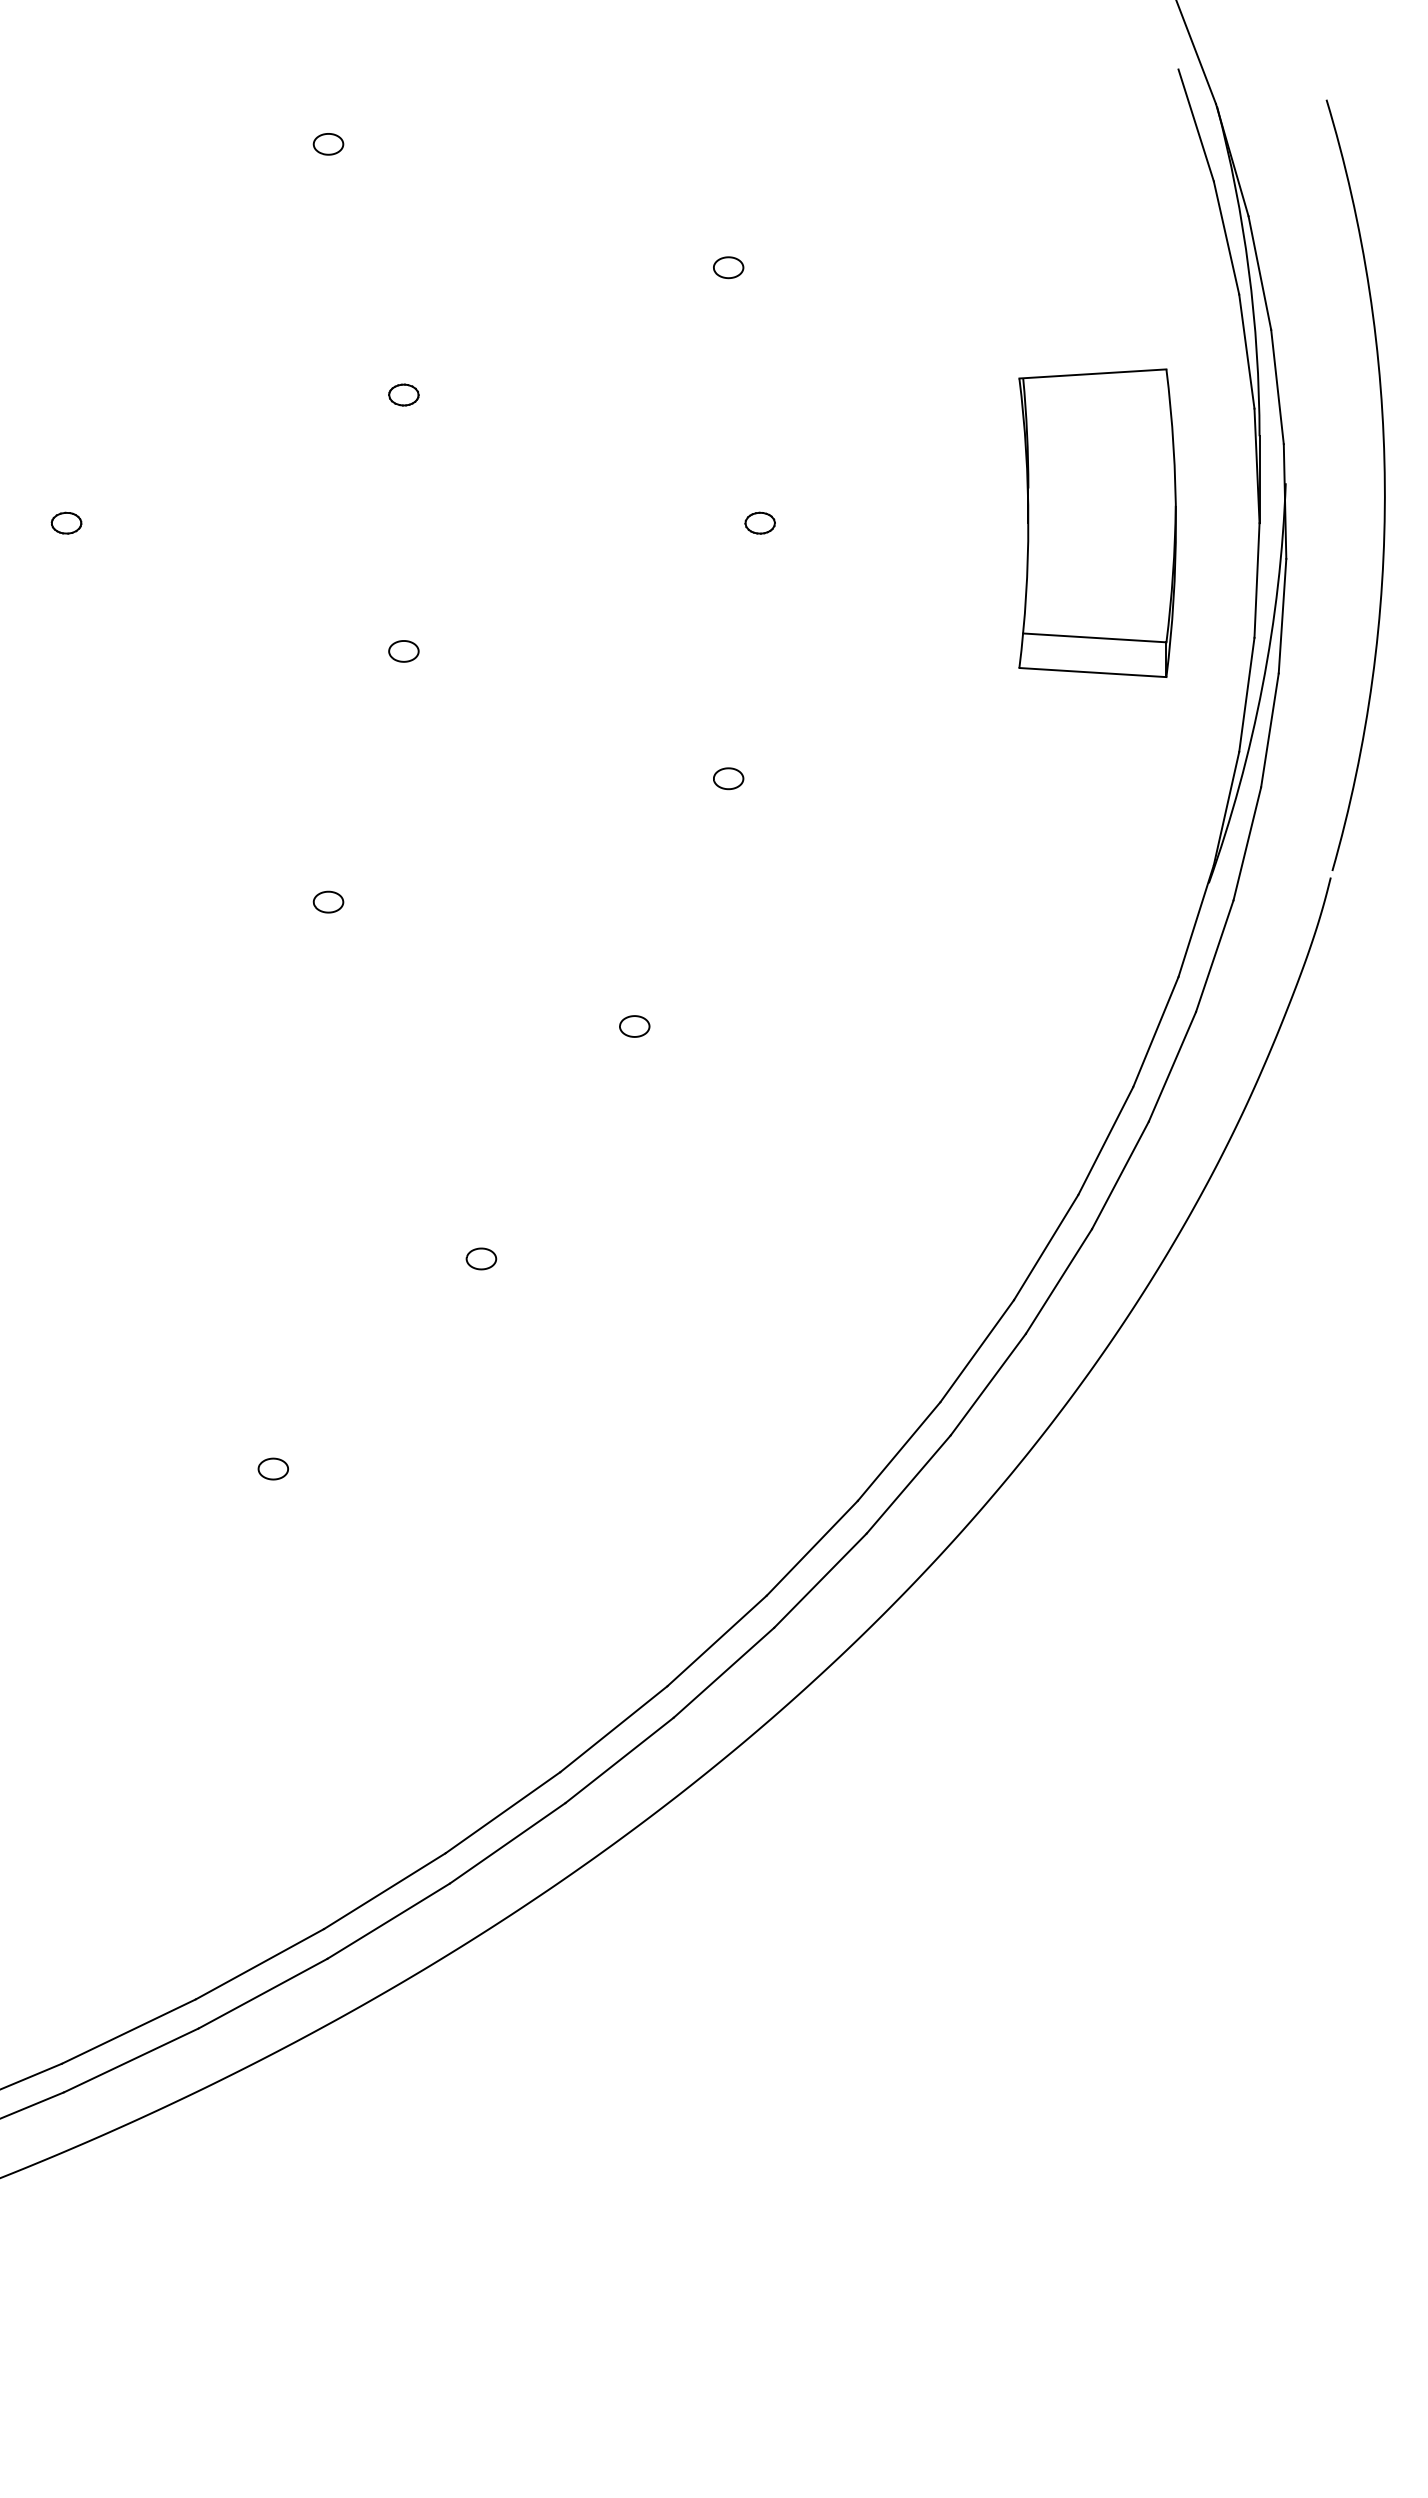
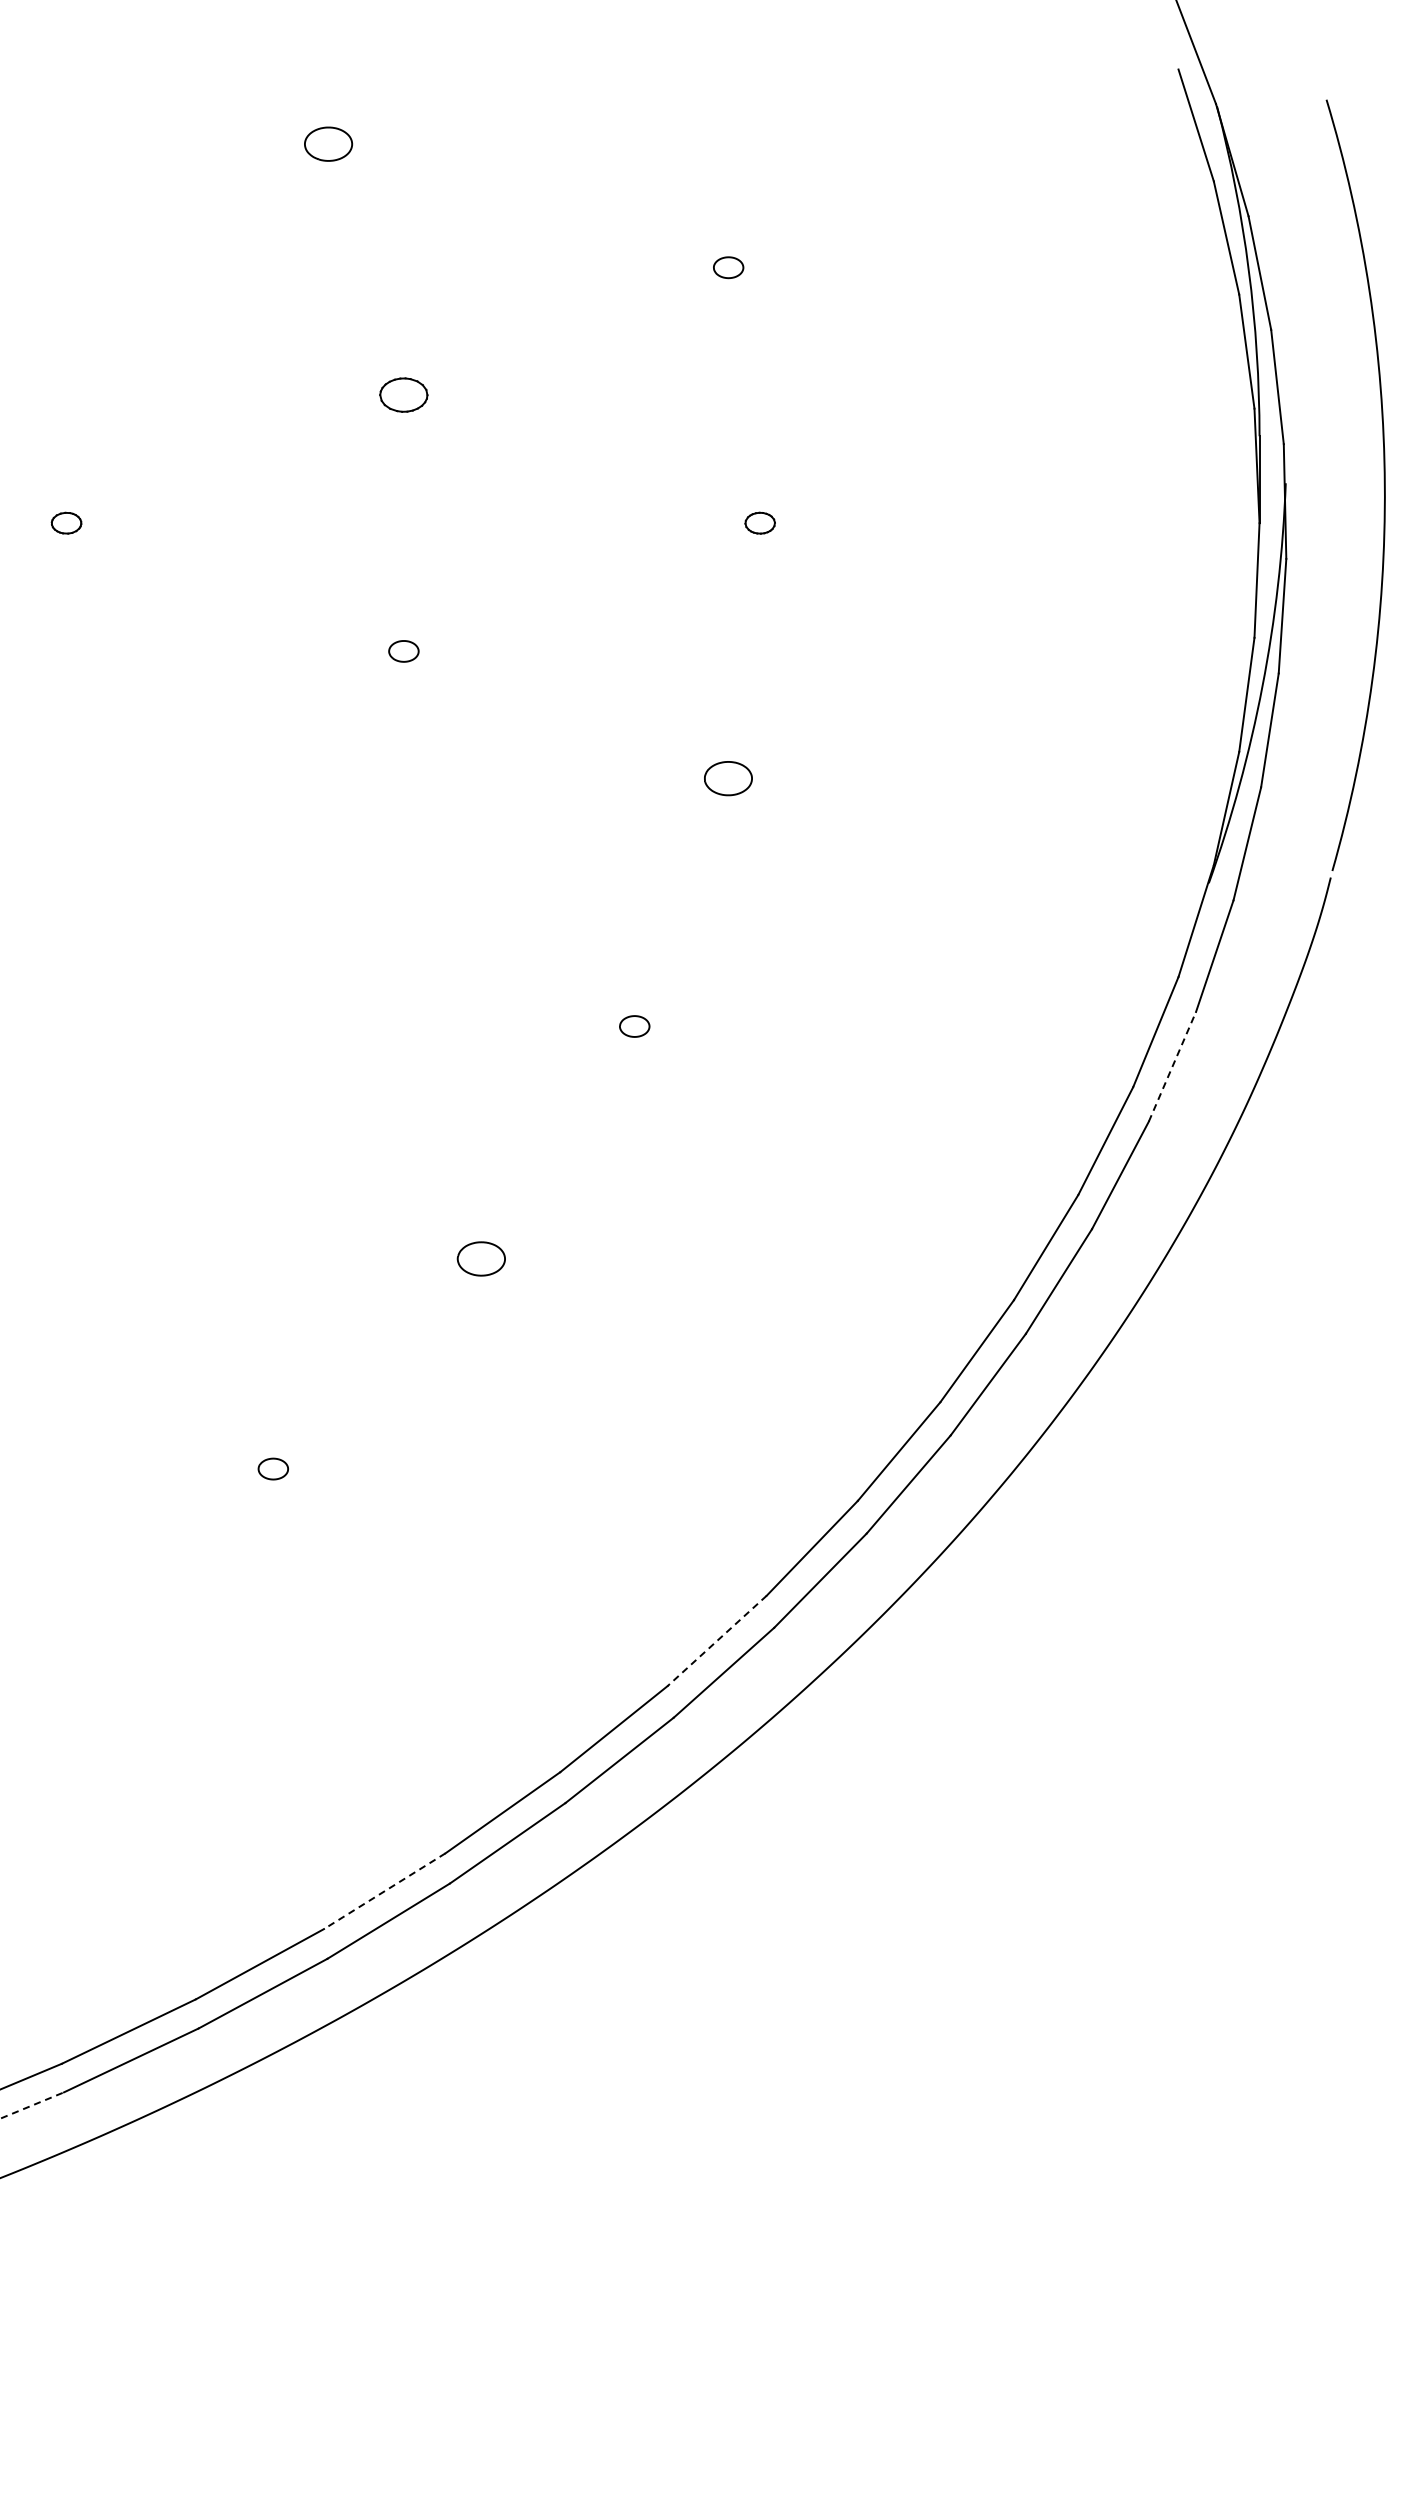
part size: 33x23 px -> 50x36 px (328, 143)
part size: 32x24 px -> 50x36 px (403, 394)
part: present -> none (1097, 522)
part size: 32x24 px -> 49x36 px (728, 778)
part: present -> none (328, 901)
line: solid -> dashed (1172, 1066)
part size: 33x24 px -> 50x36 px (480, 1258)
line: solid -> dashed (716, 1641)
line: solid -> dashed (384, 1891)
line: solid -> dashed (32, 2105)
